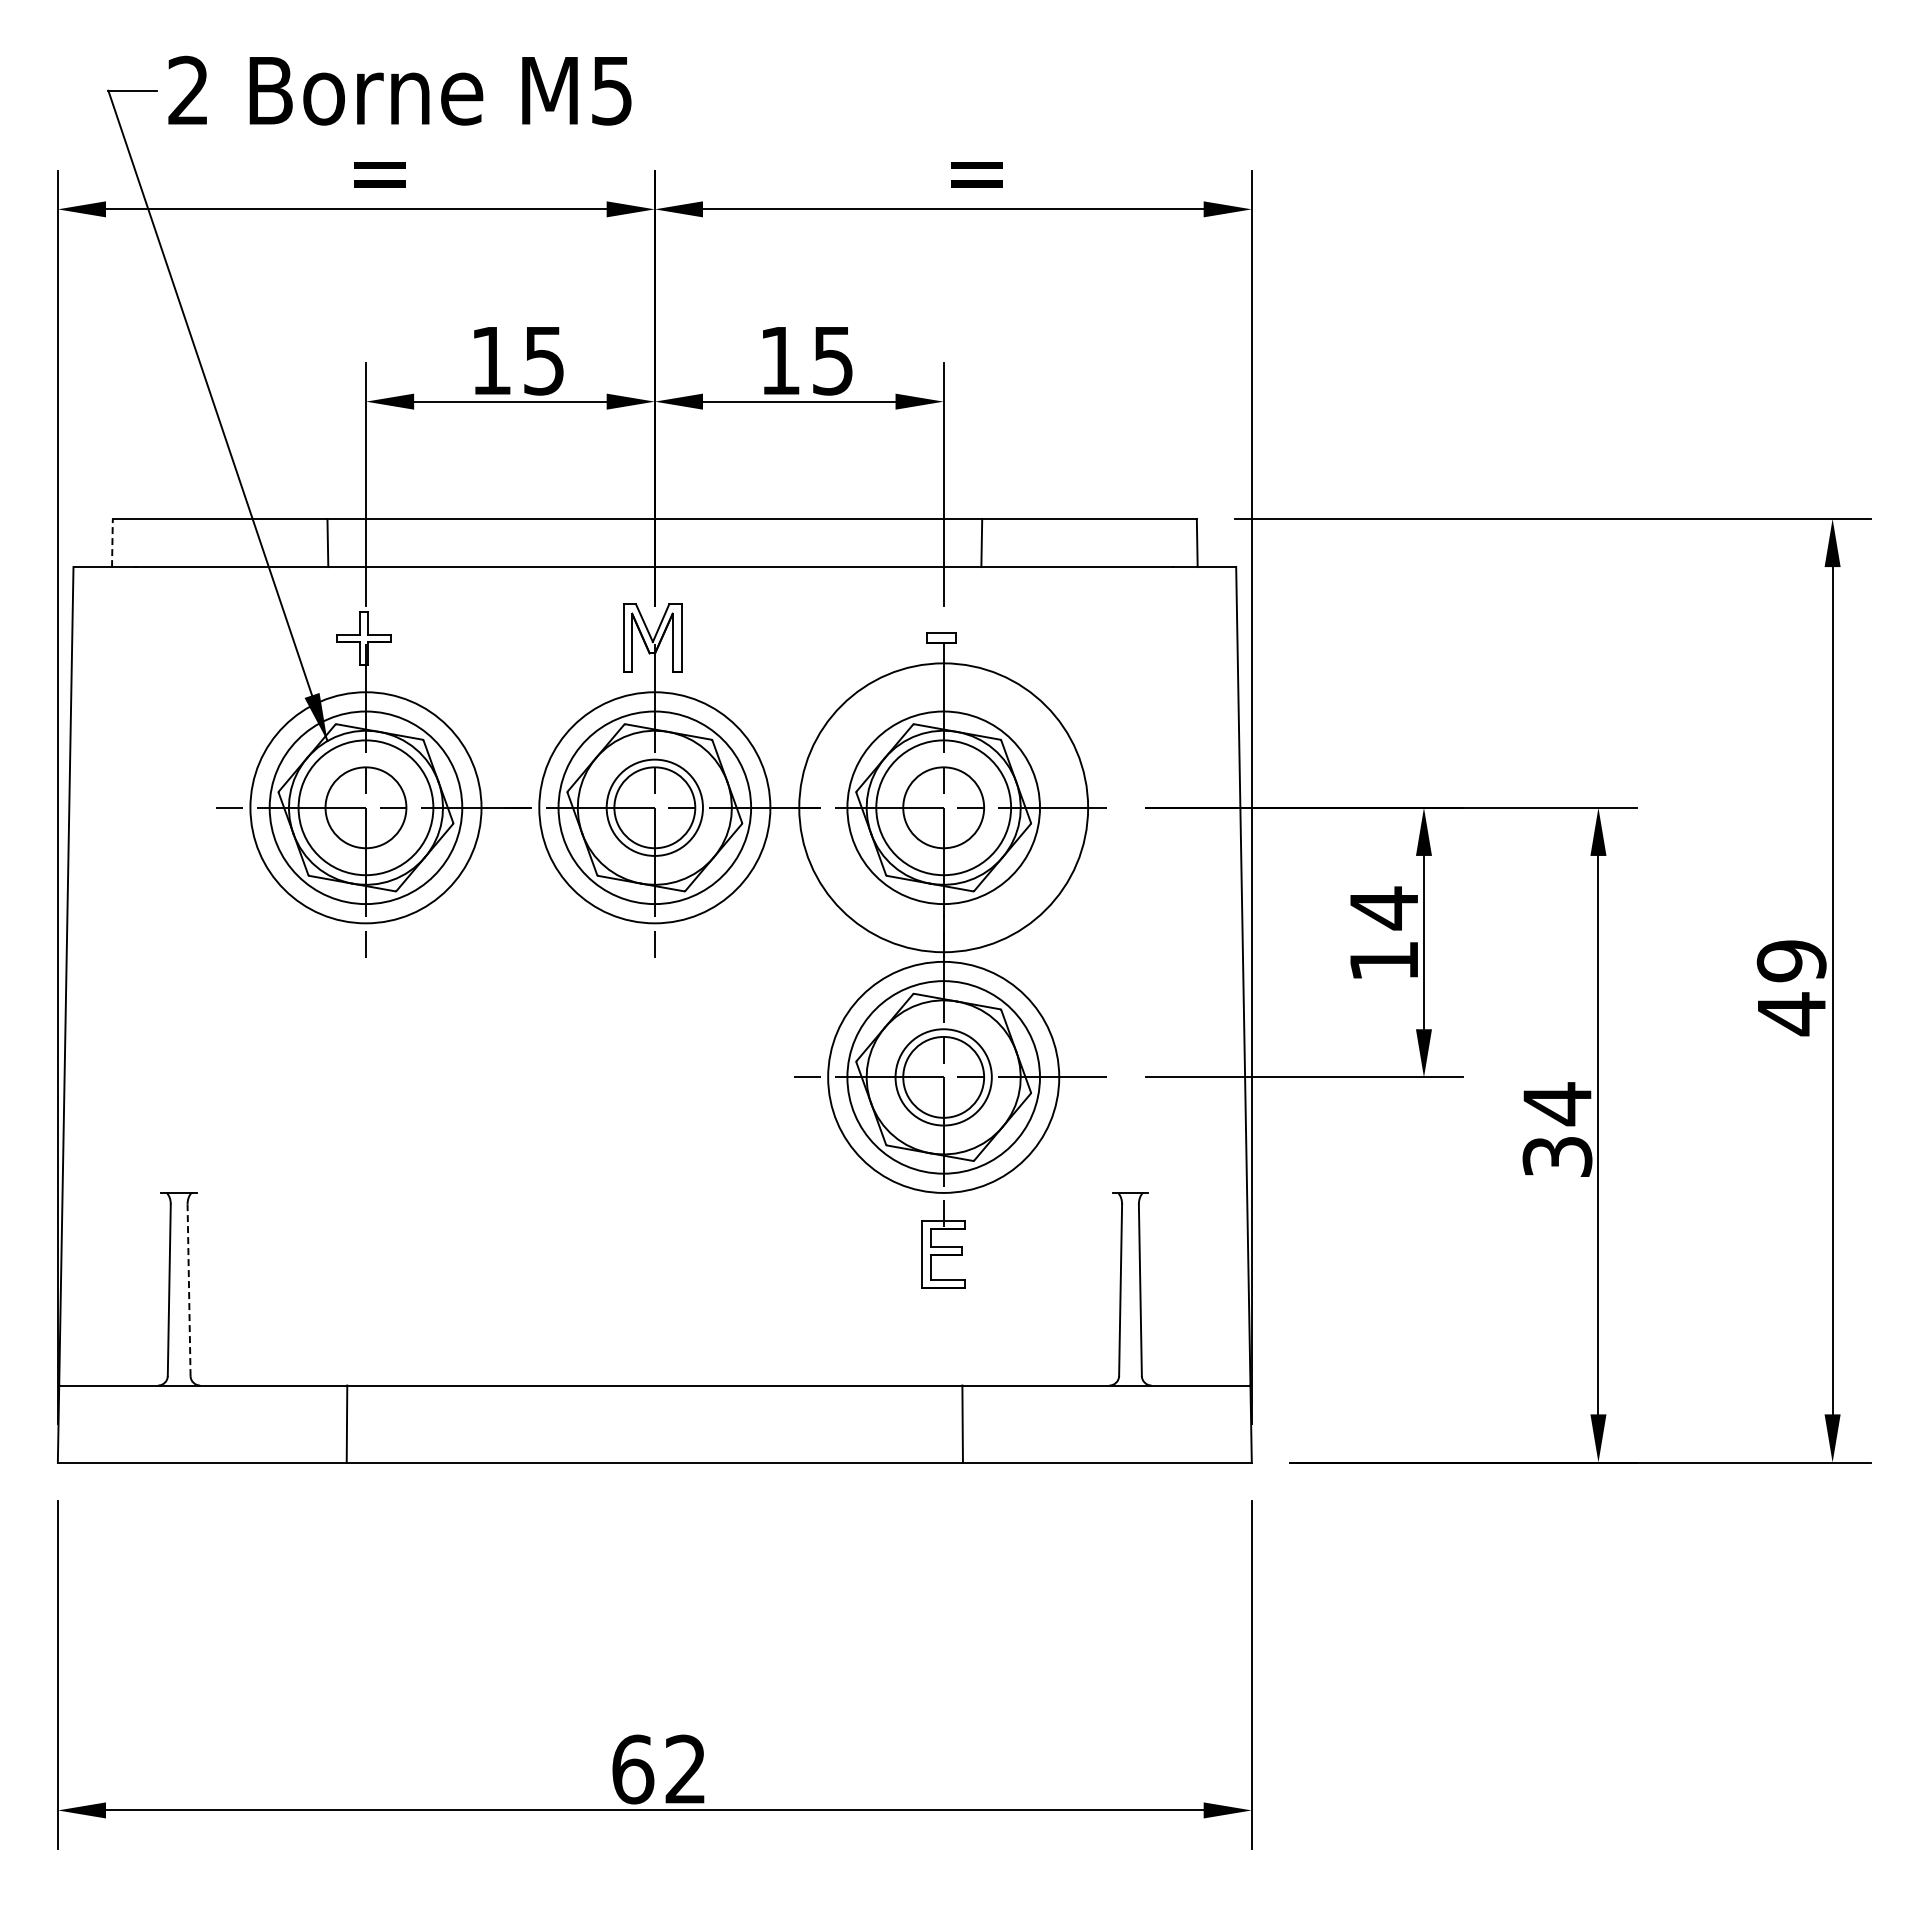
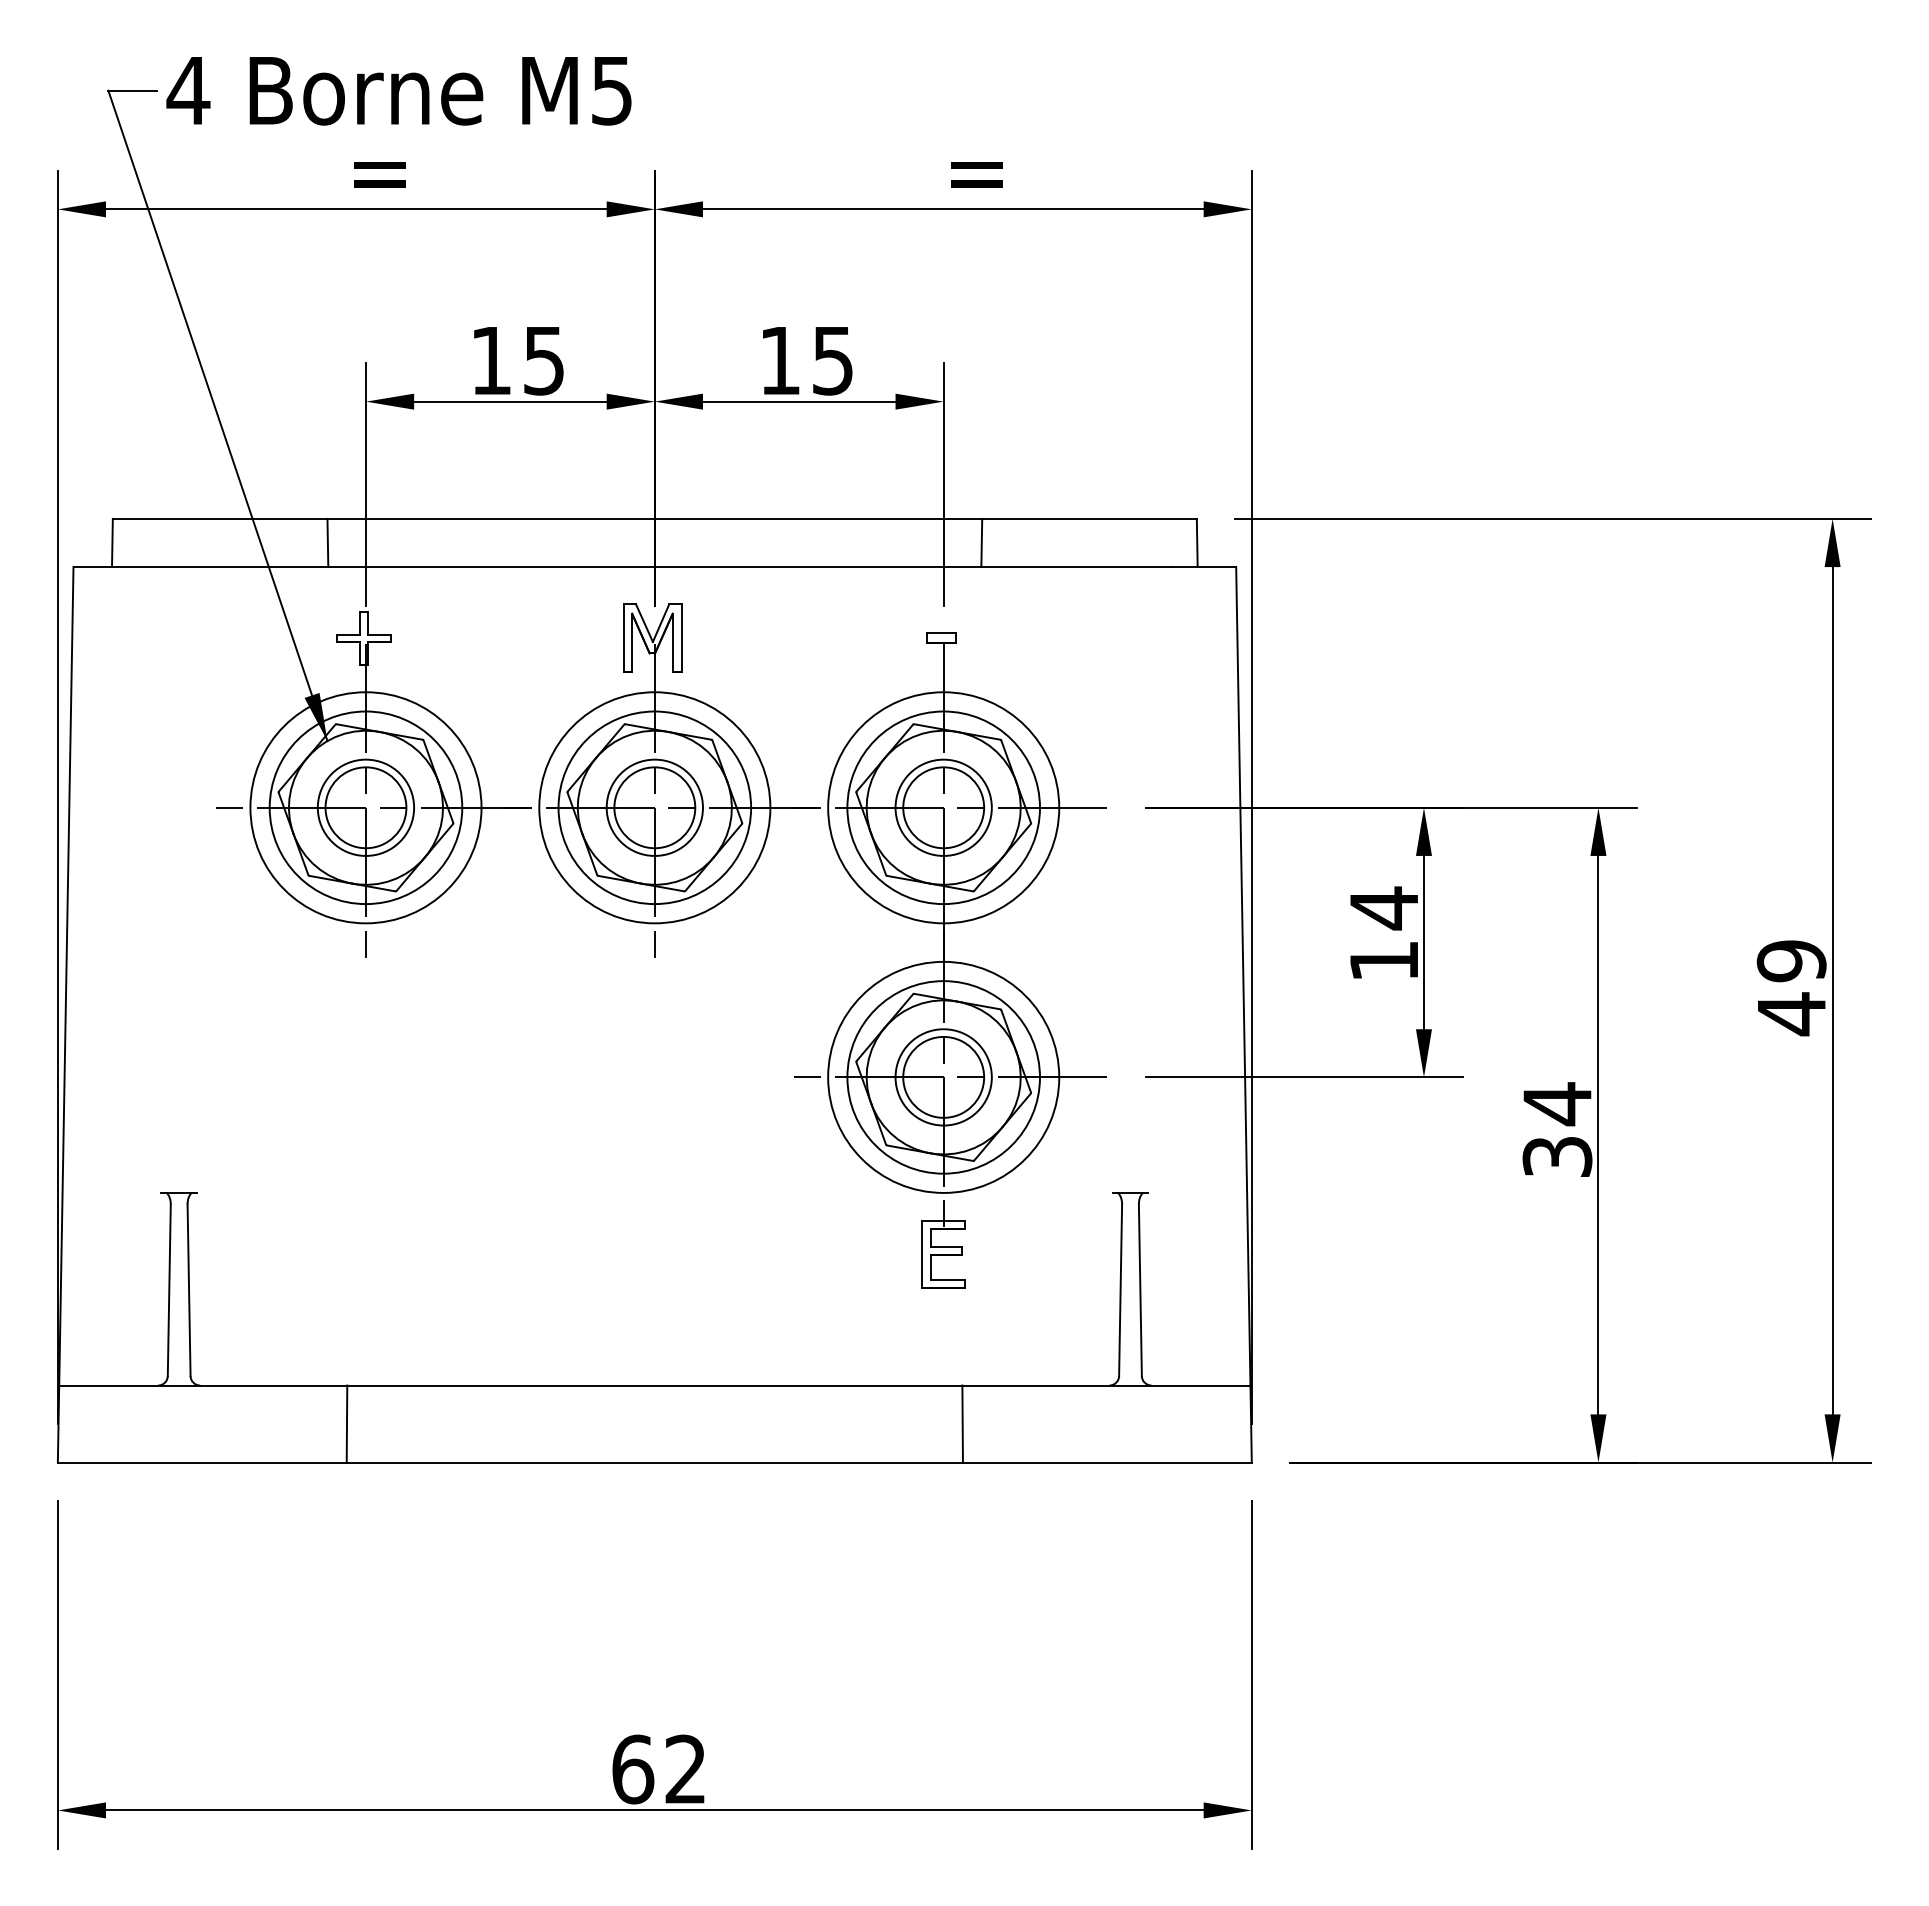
text: 2 -> 4 (188, 89)
line: dashed -> solid (112, 542)
circle diameter: 135 px -> 96 px (365, 807)
circle diameter: 135 px -> 96 px (943, 807)
circle diameter: 289 px -> 231 px (943, 807)
line: dashed -> solid (189, 1290)
